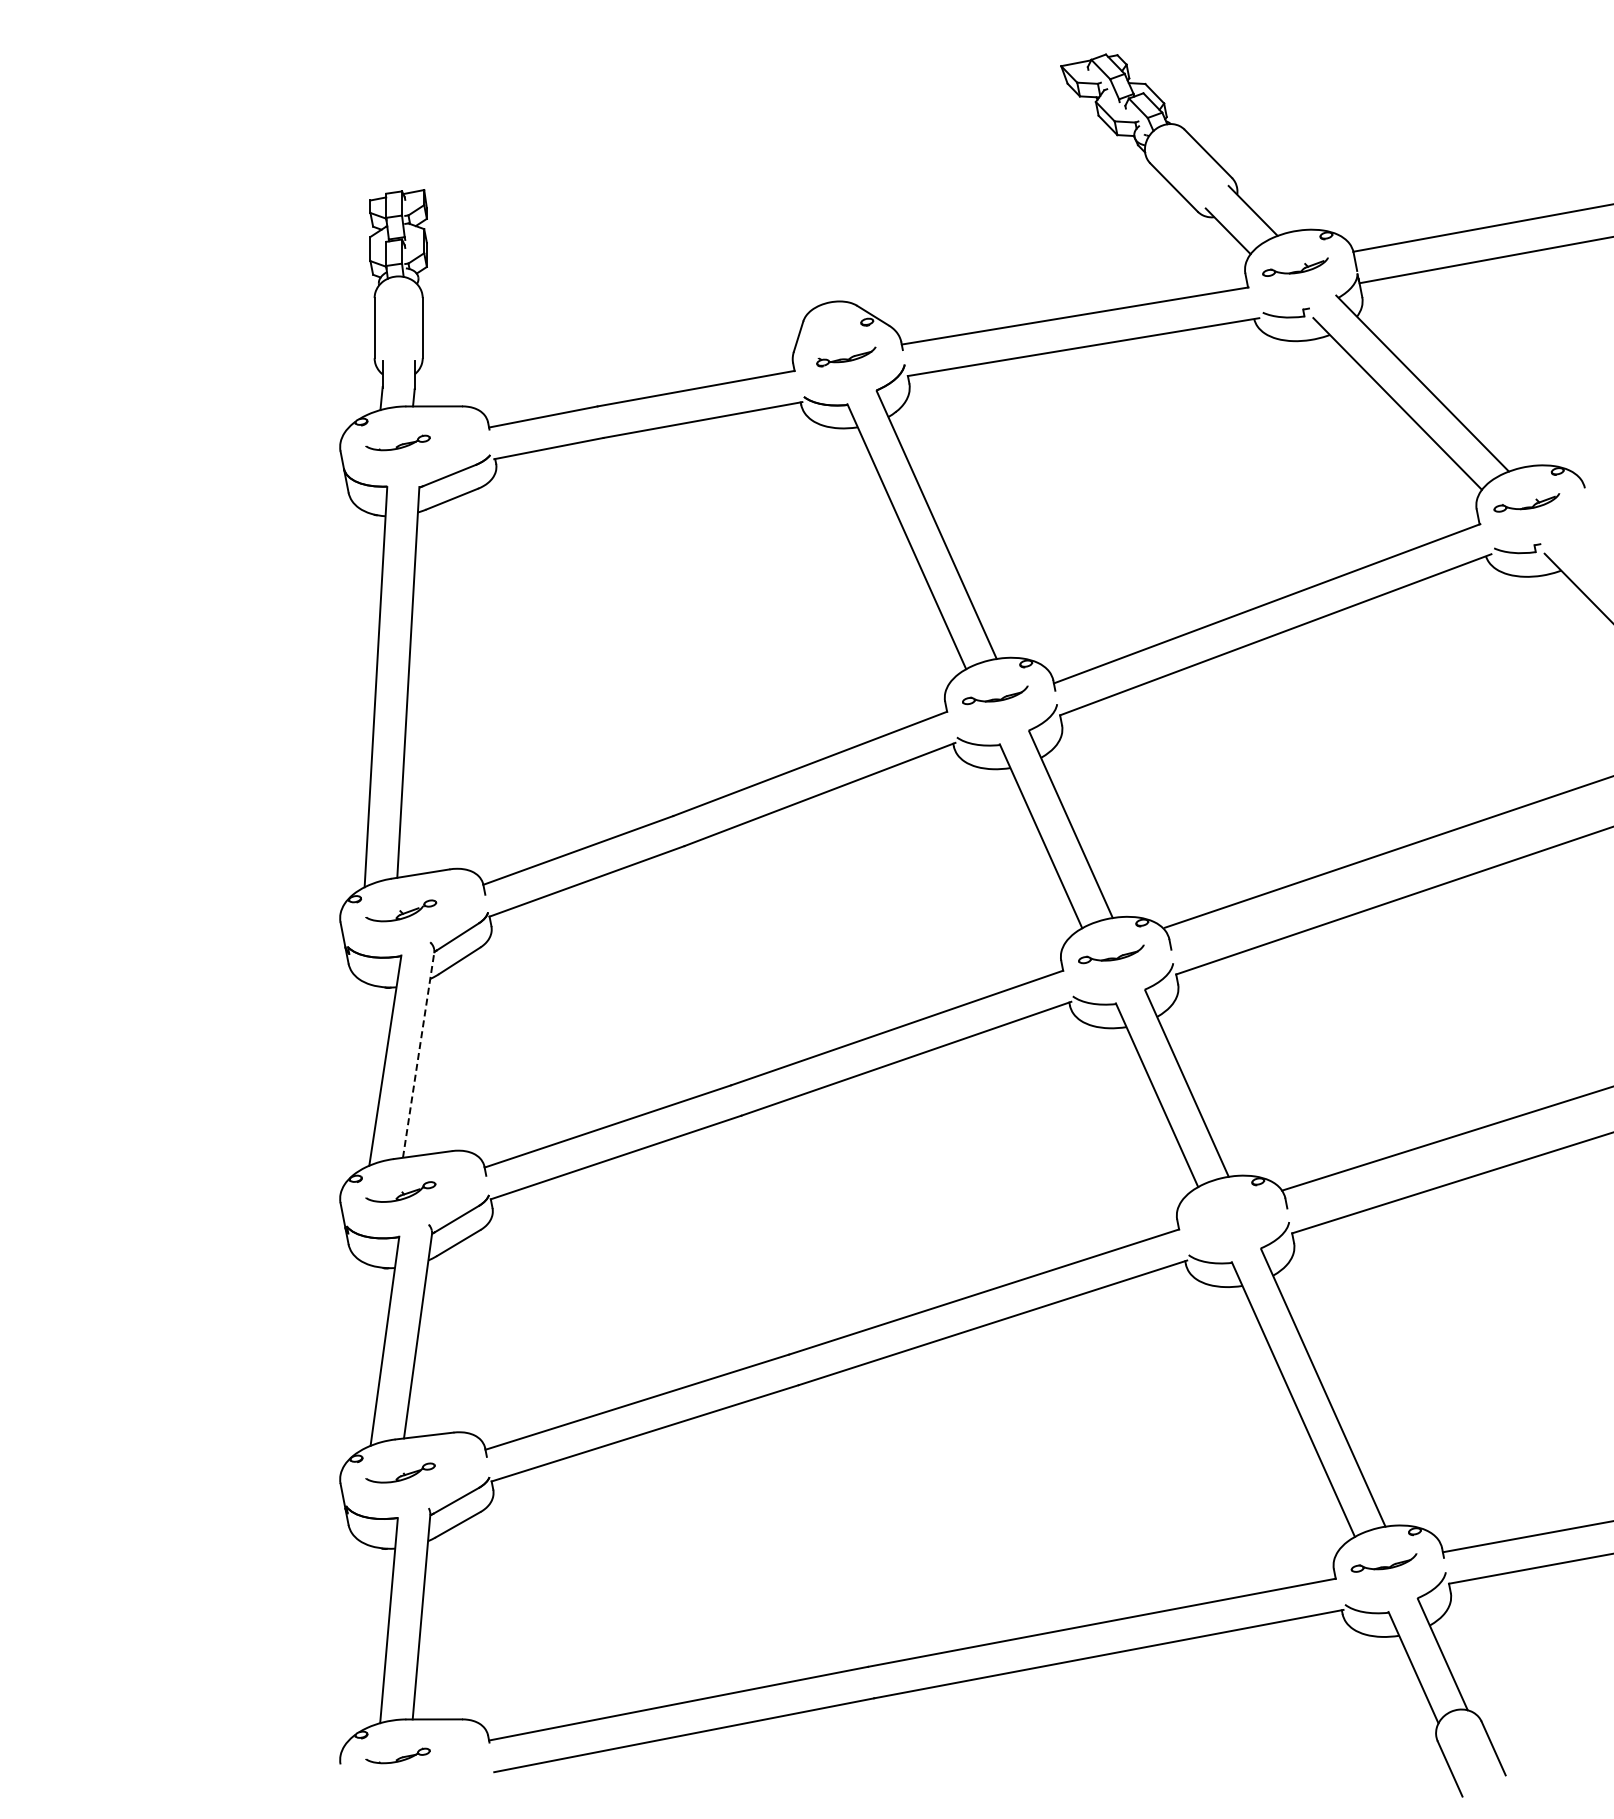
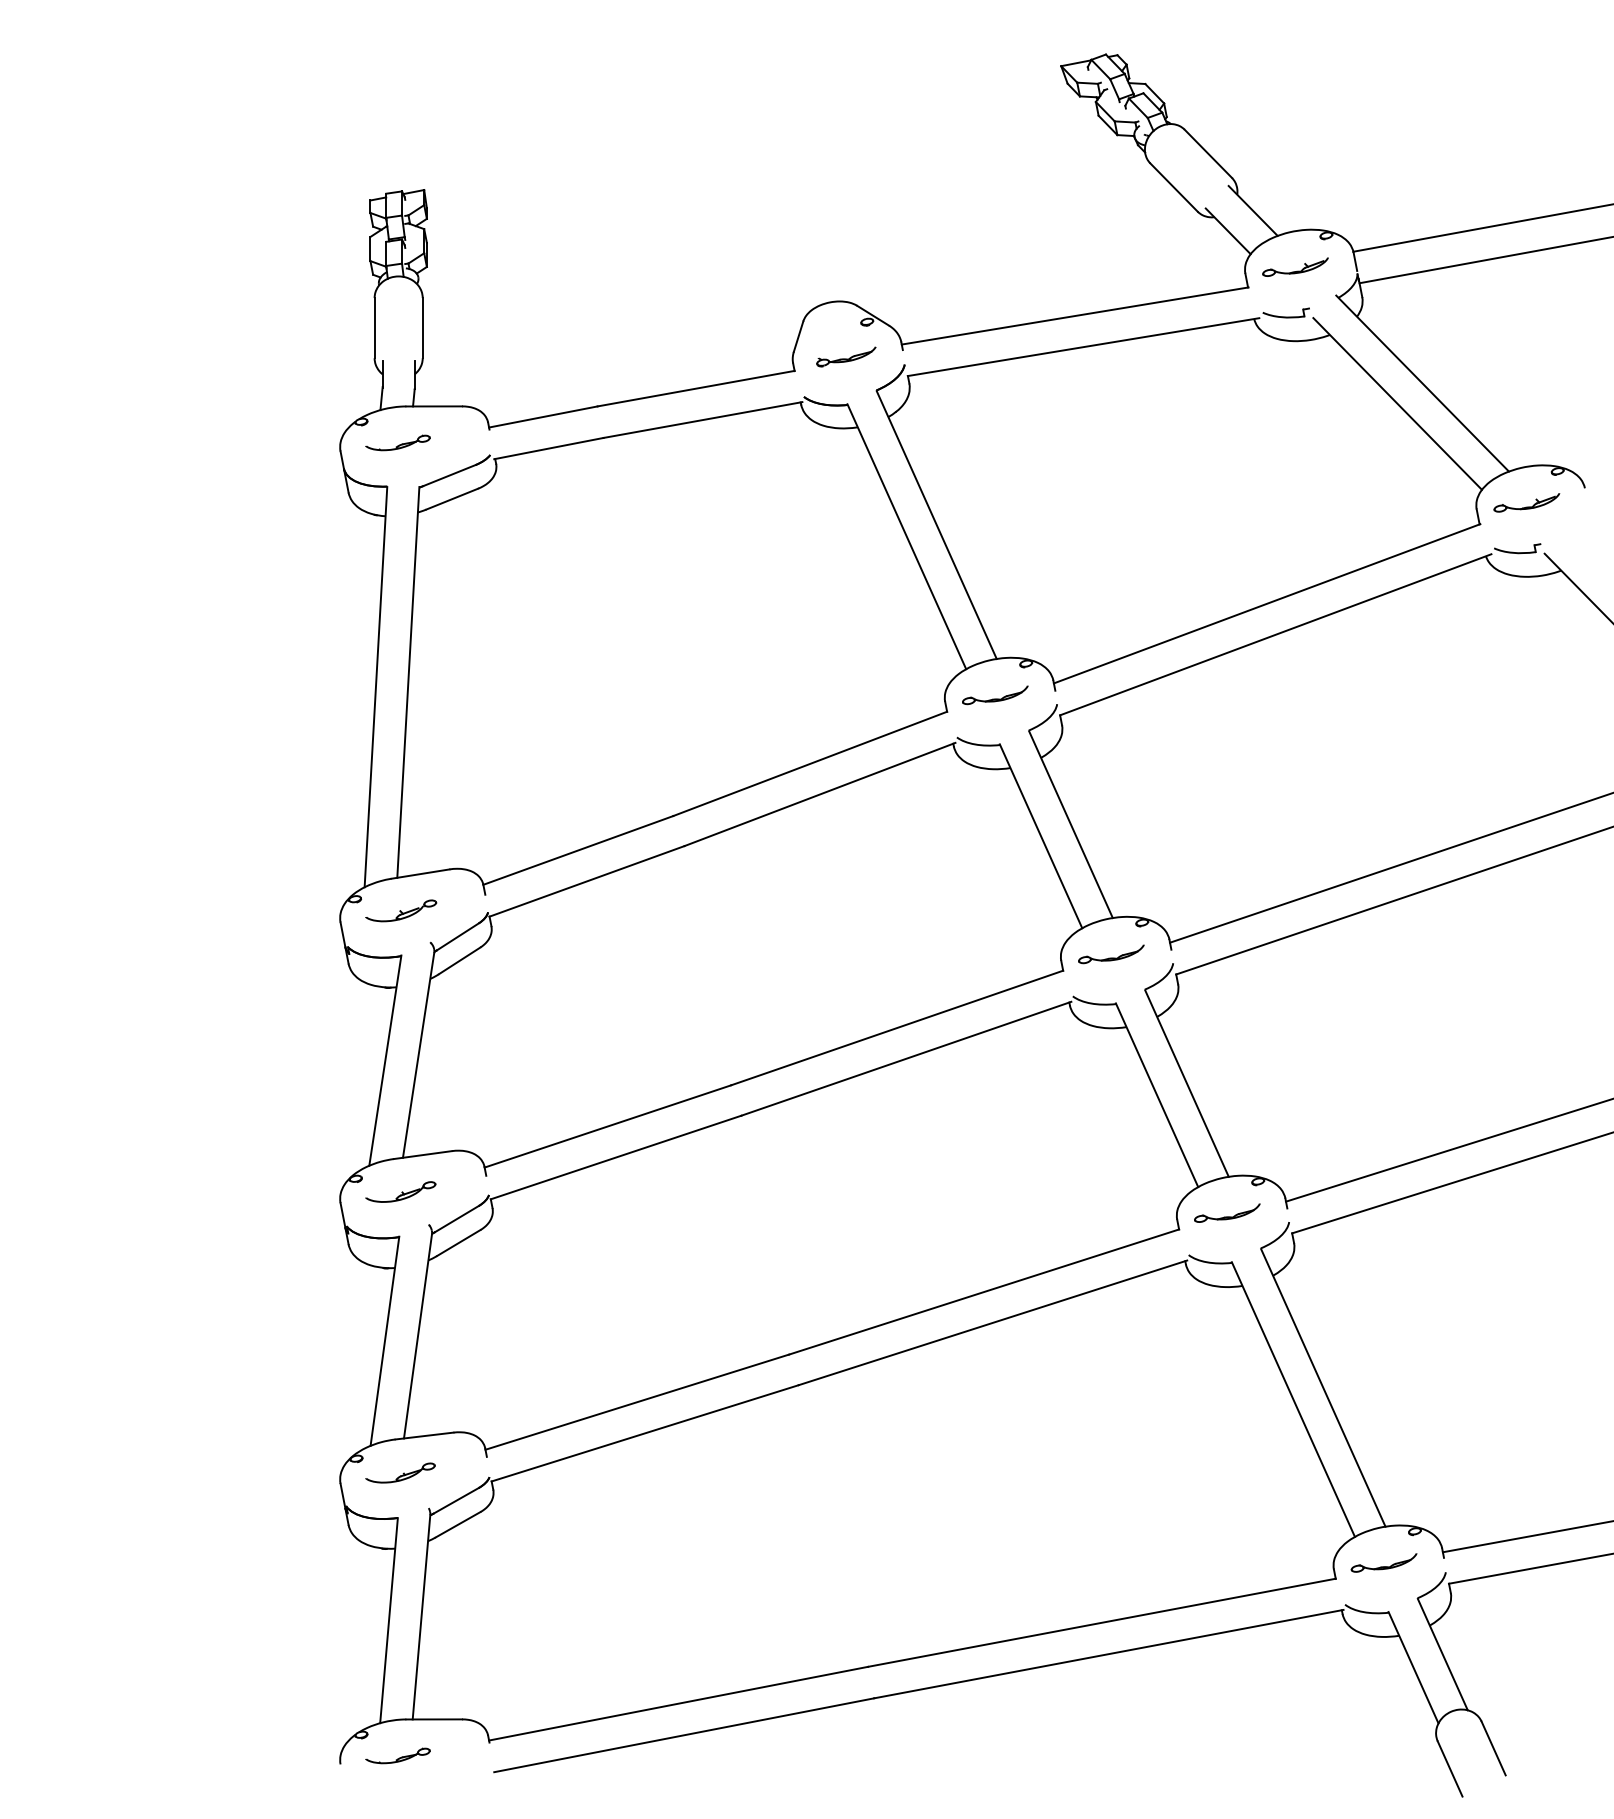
line position: (1387, 852) -> (1390, 867) (1390, 867)
line: dashed -> solid (418, 1055)
line position: (1446, 1138) -> (1448, 1150) (1448, 1150)
part: none -> present (1227, 1212)
